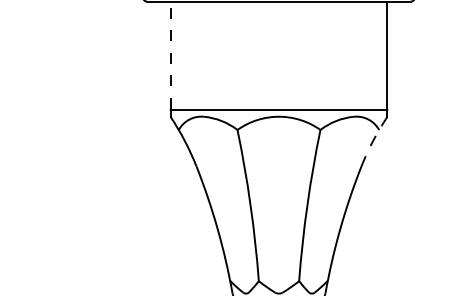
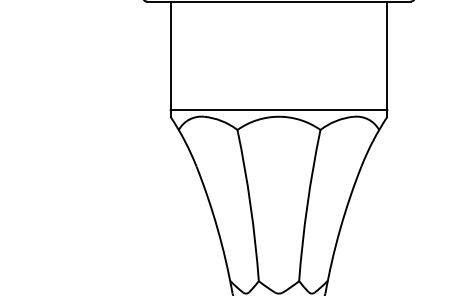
line: dashed -> solid (170, 55)
arc: dashed -> solid (373, 140)
